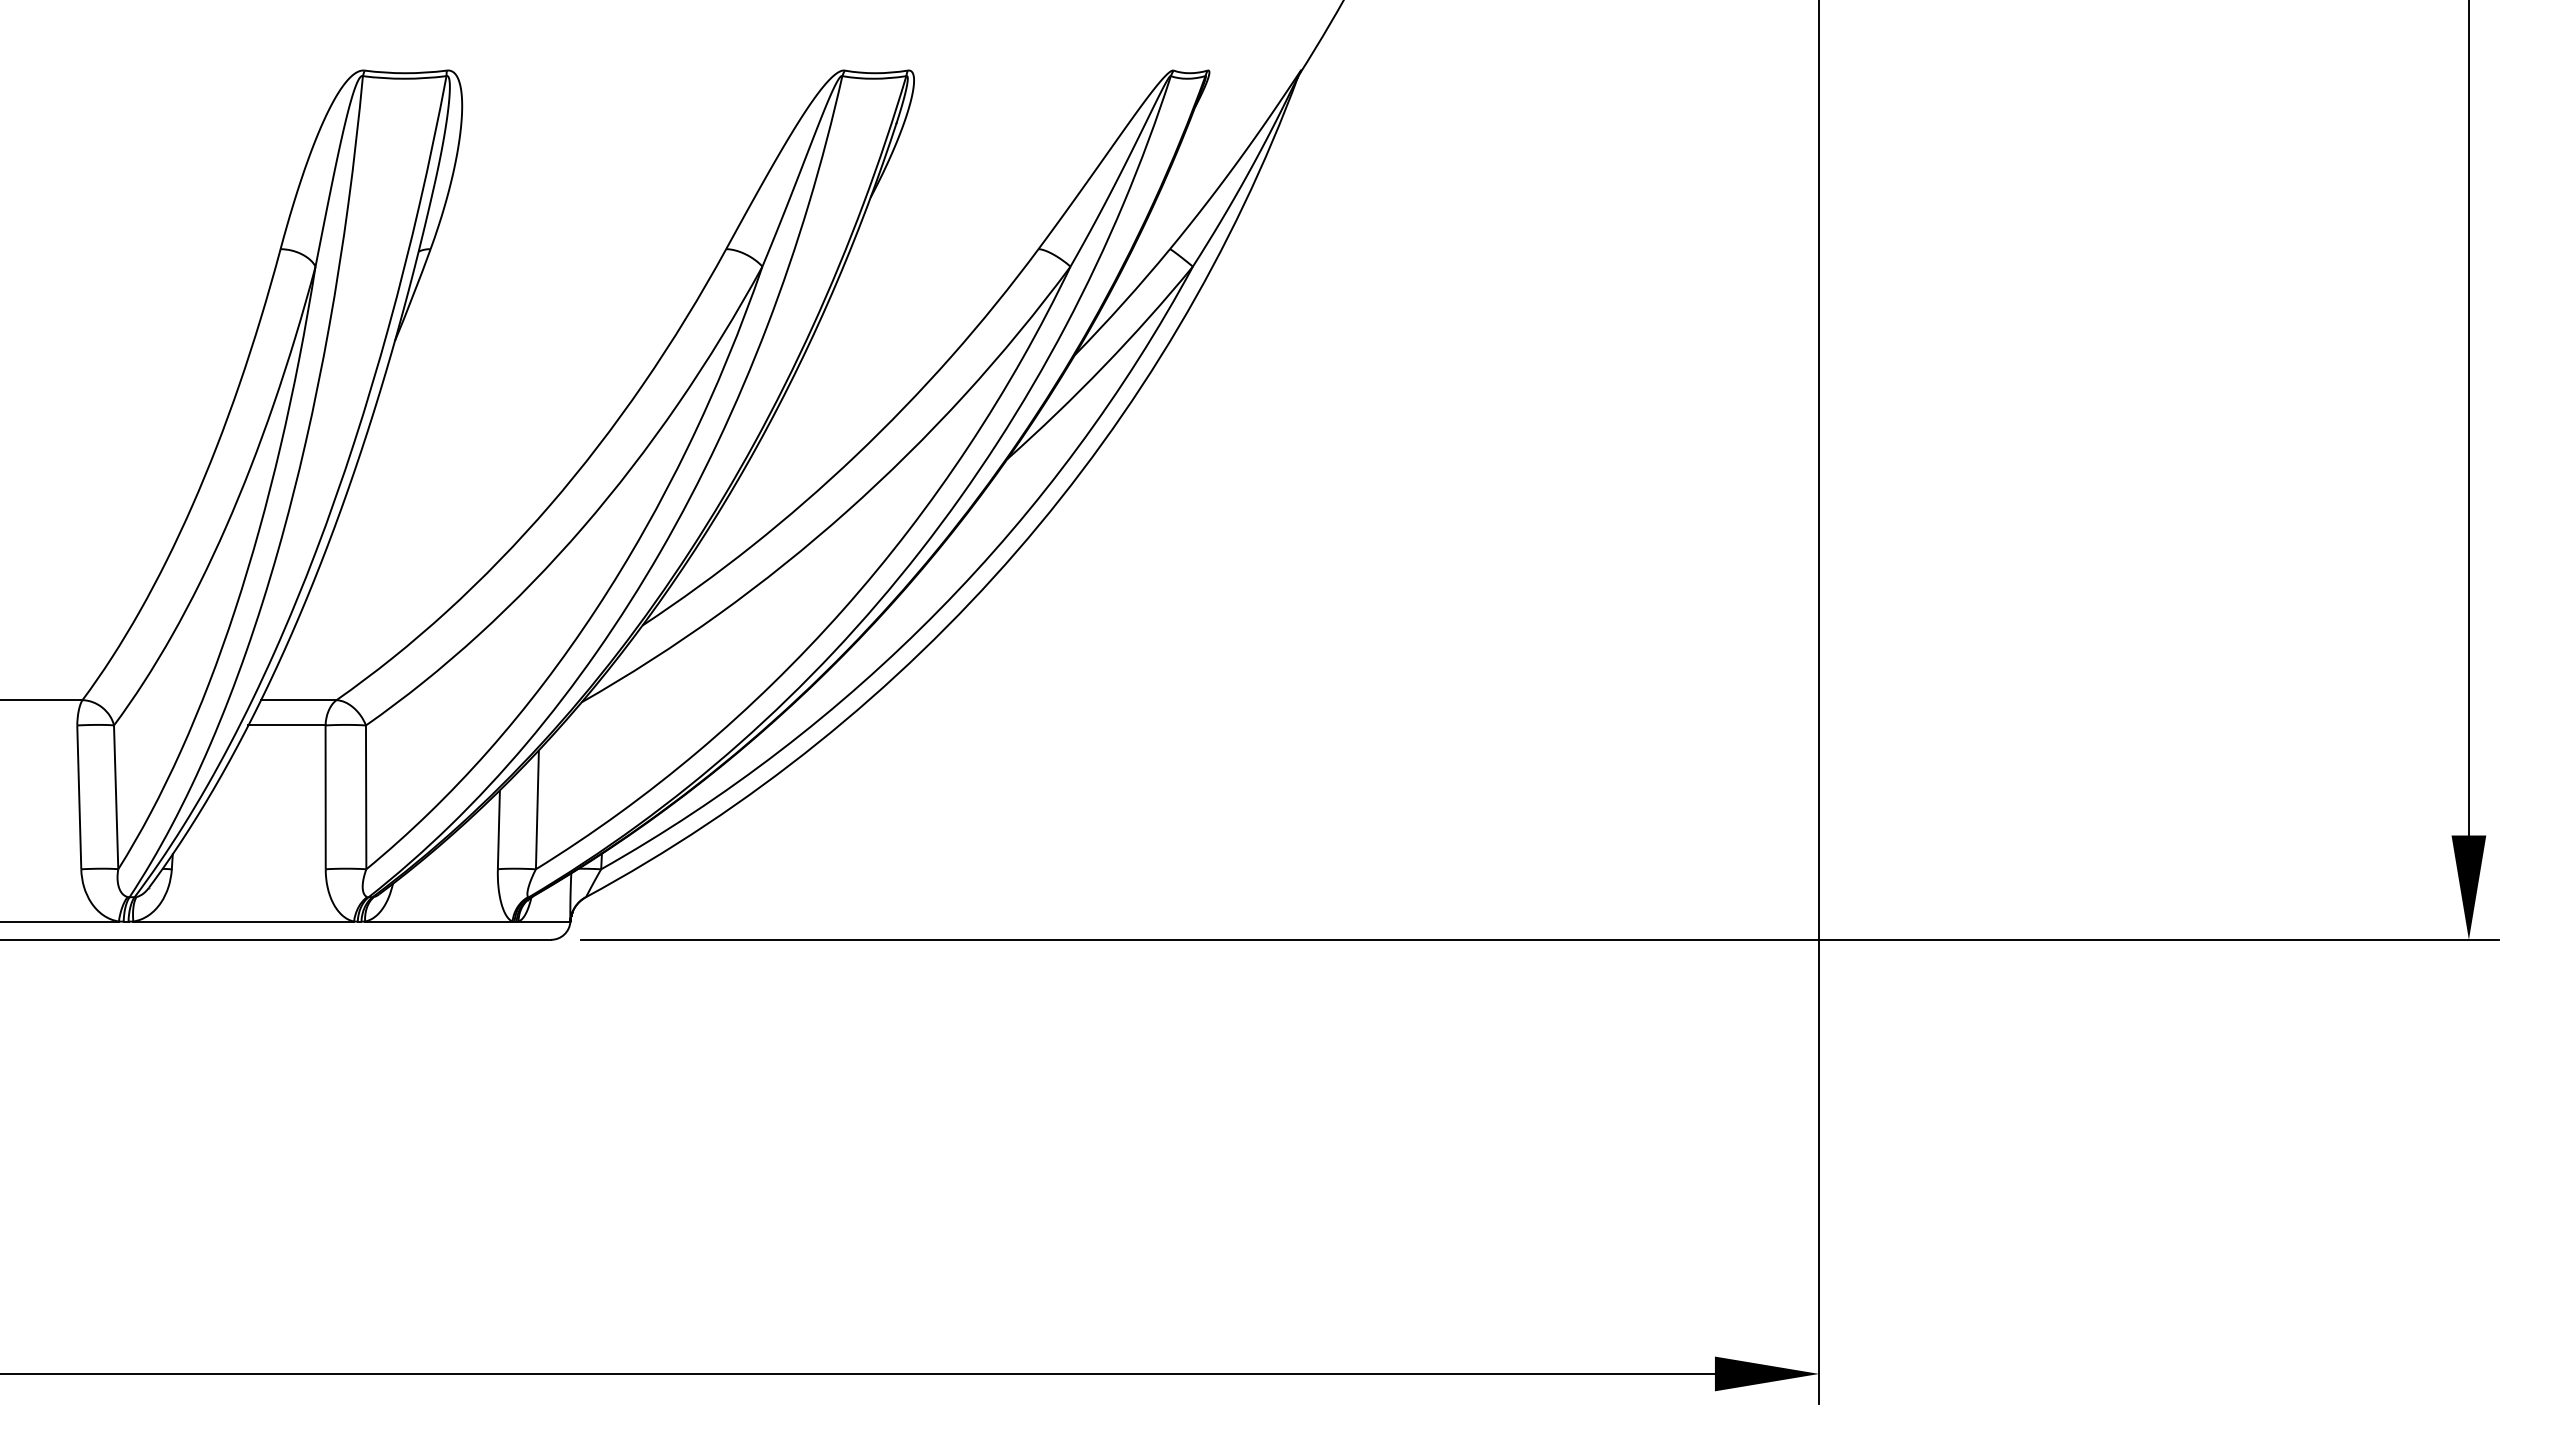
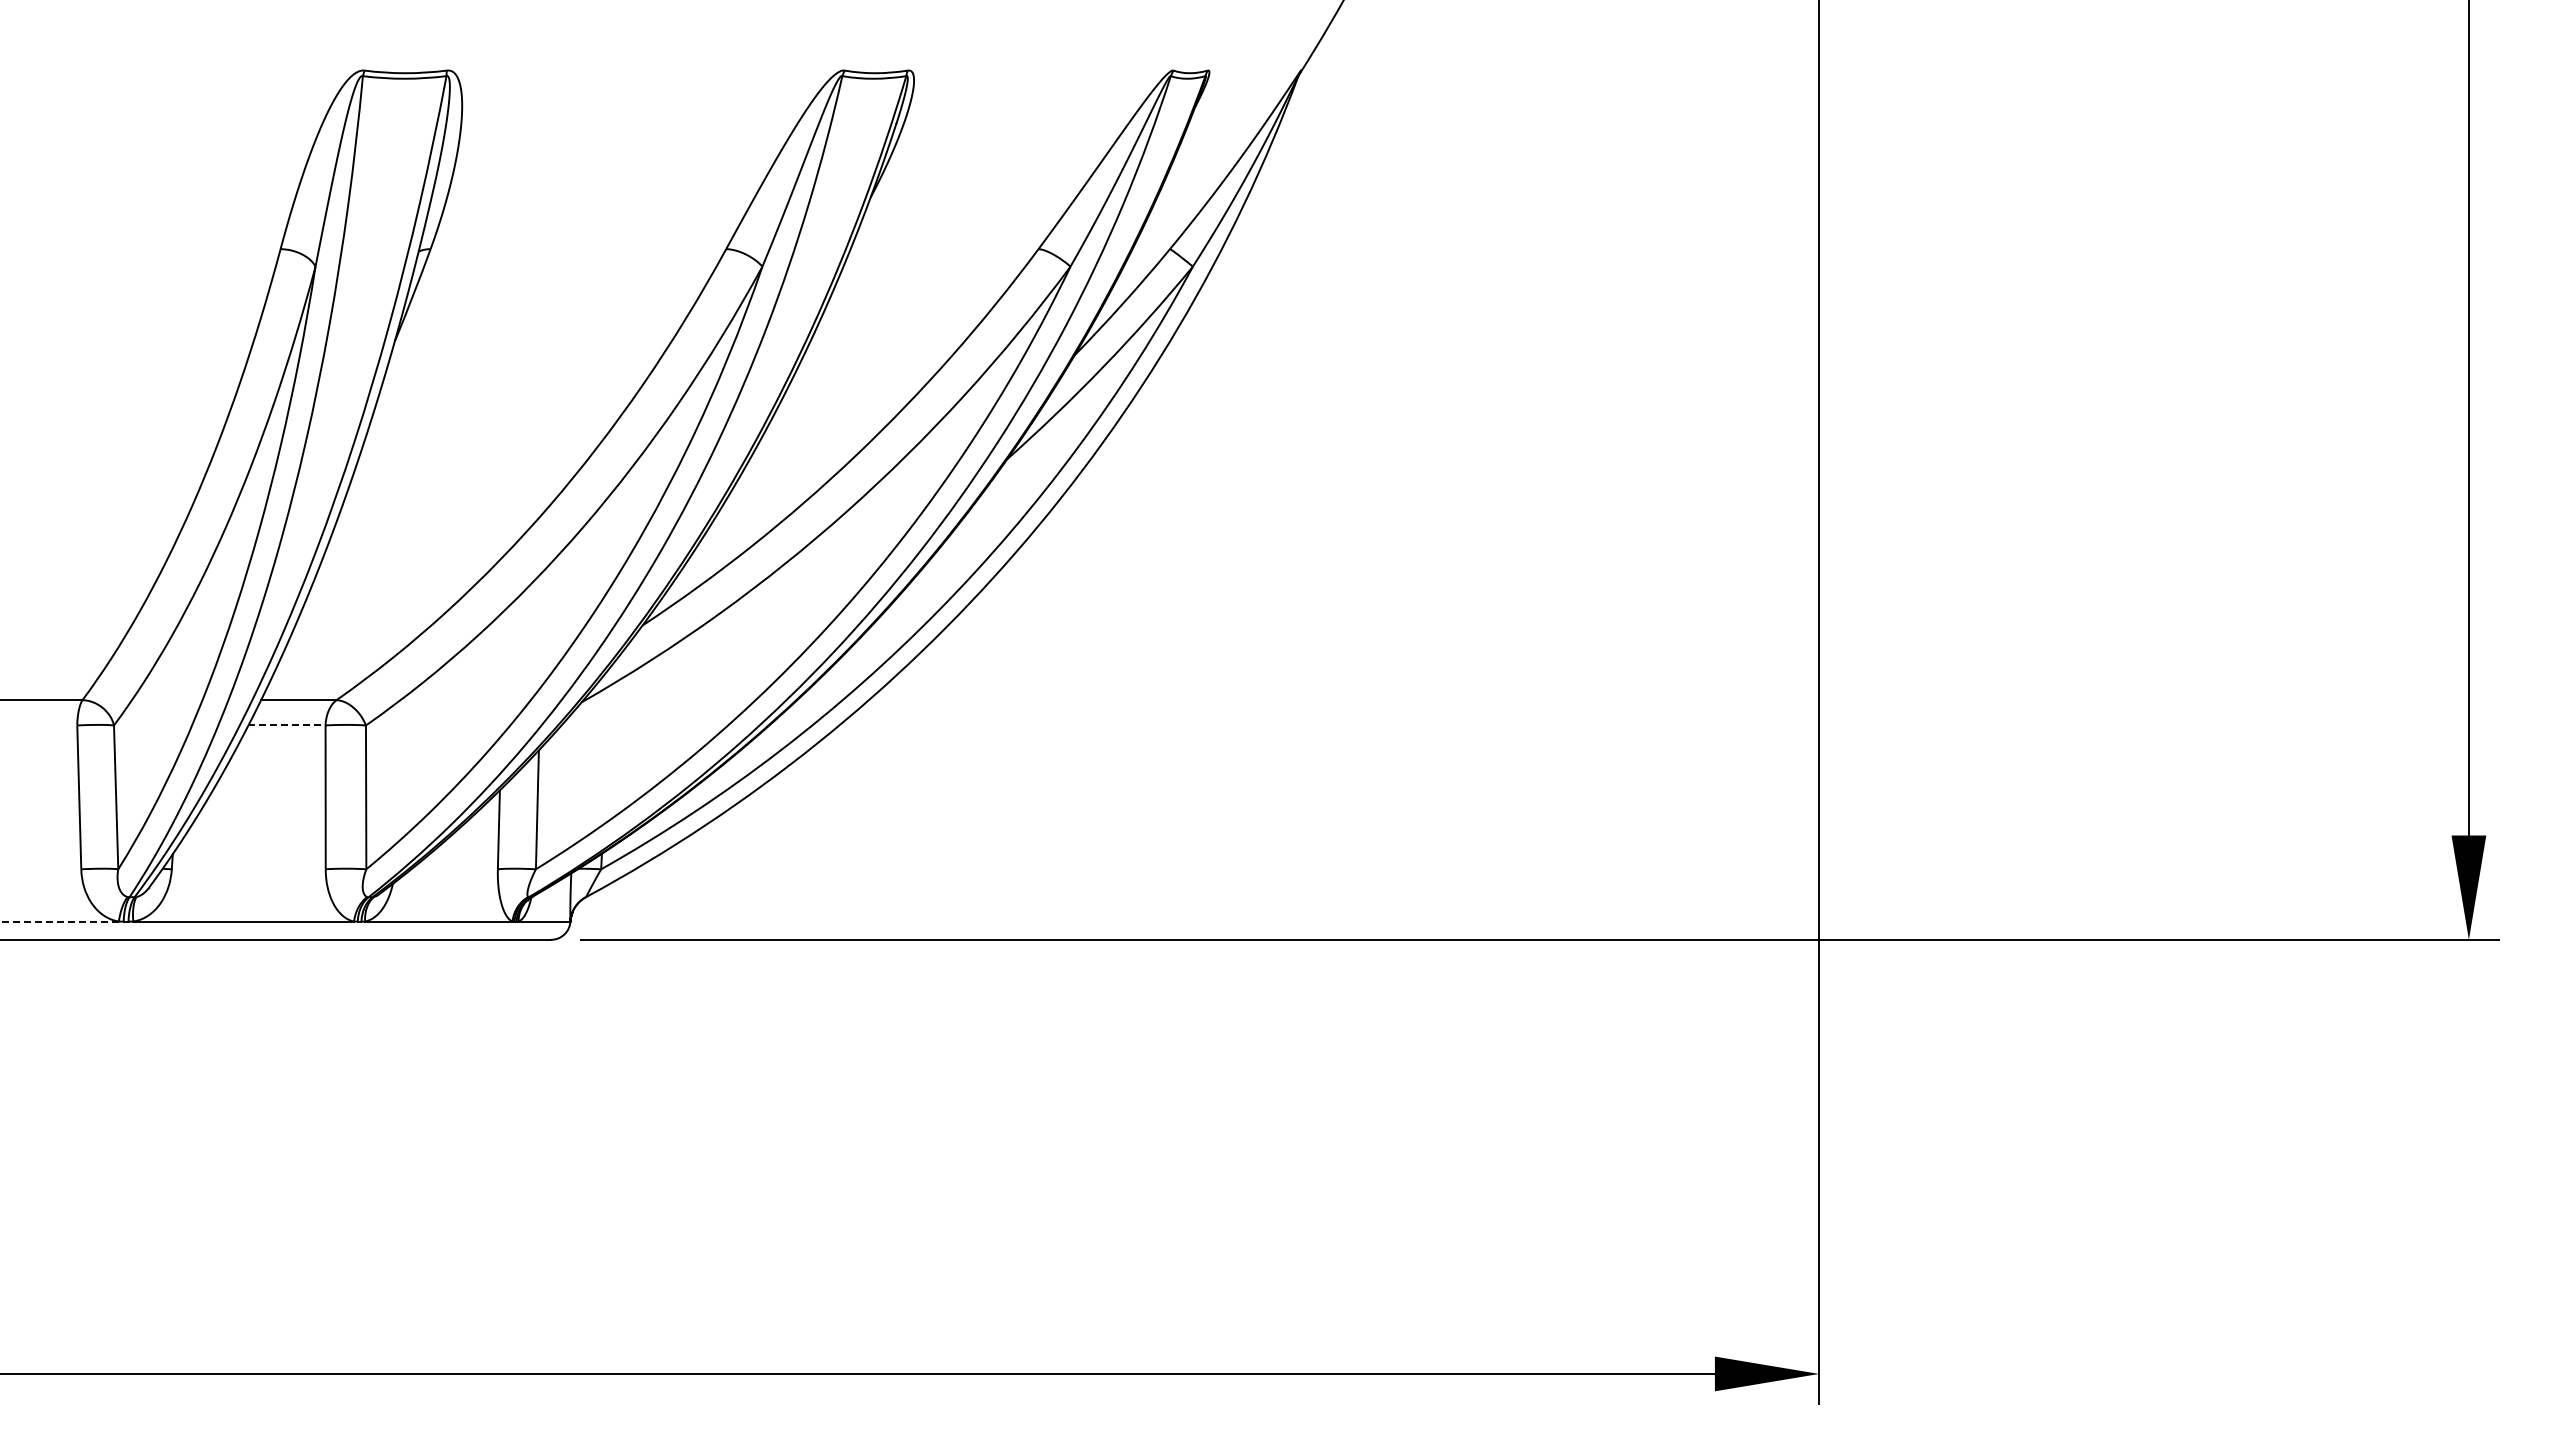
line: solid -> dashed (287, 725)
line: solid -> dashed (59, 921)
